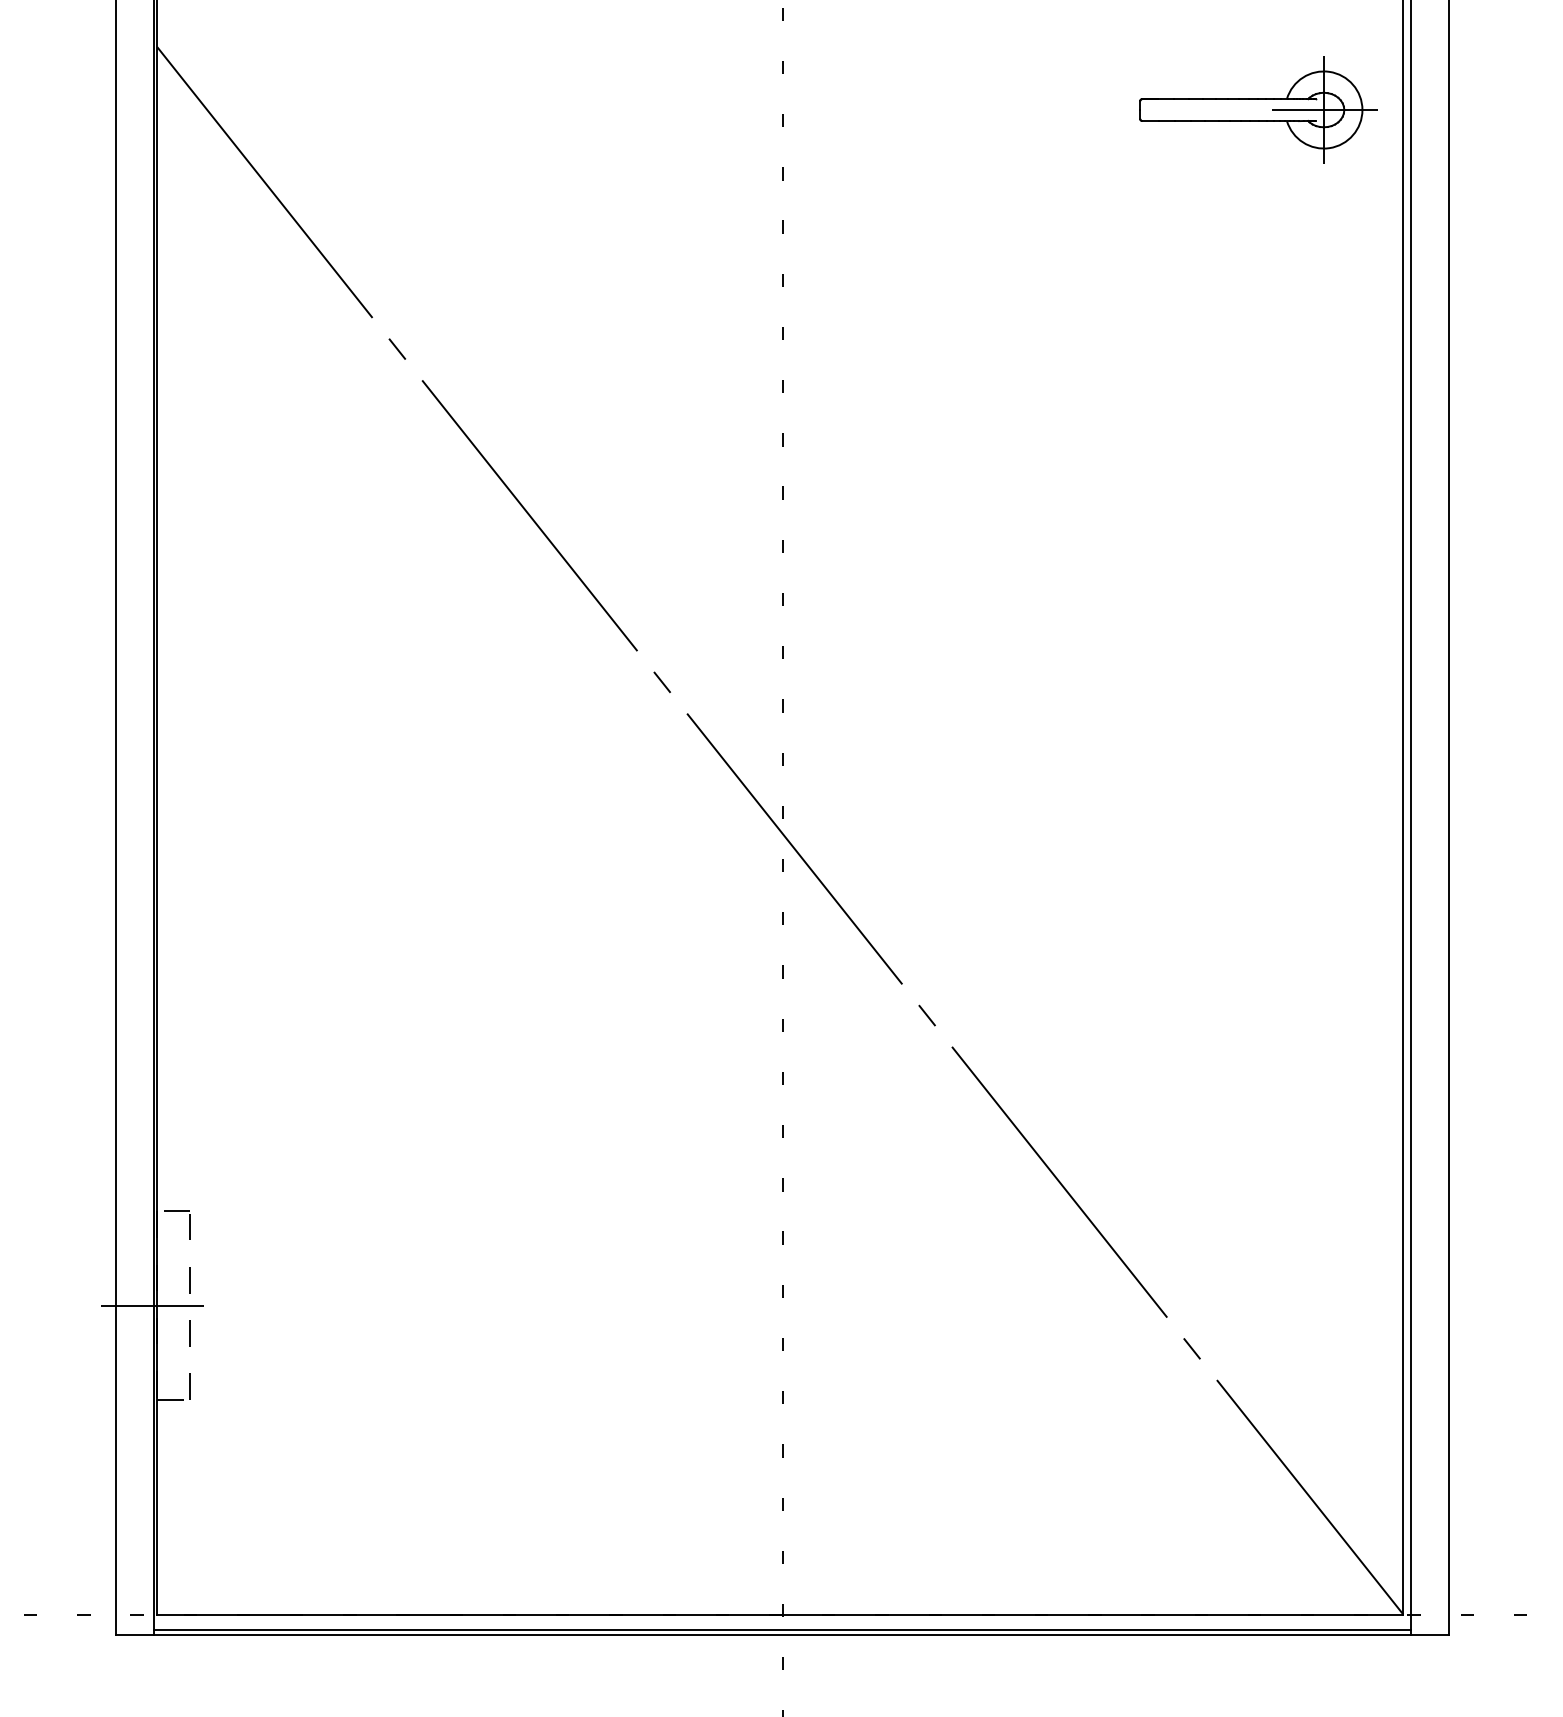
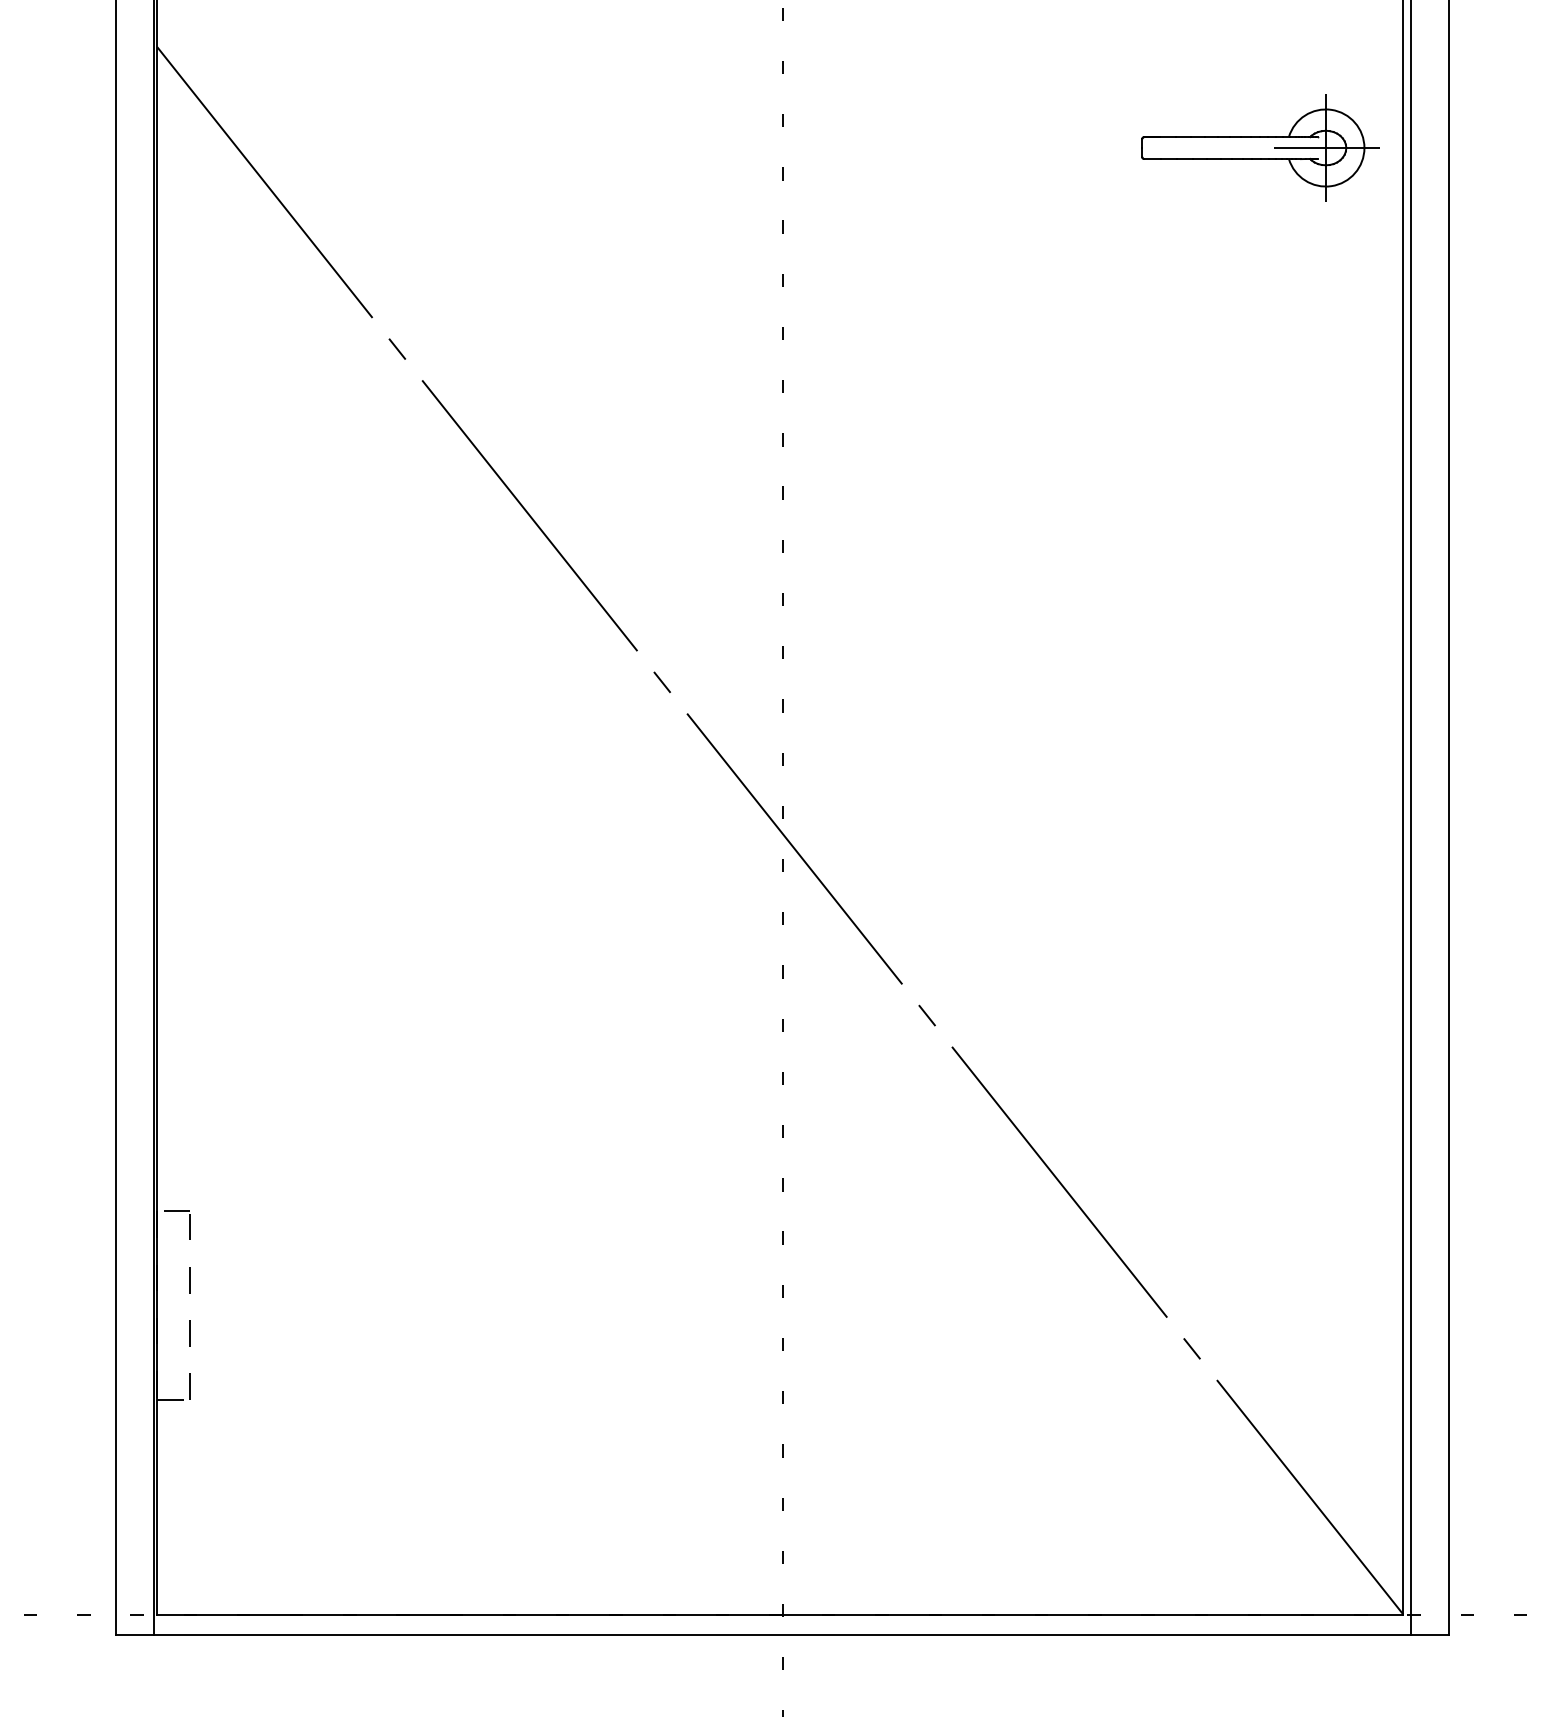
part position: (1258, 109) -> (1260, 147) (1260, 147)
line: present -> none (152, 1305)
line: present -> none (782, 1630)
